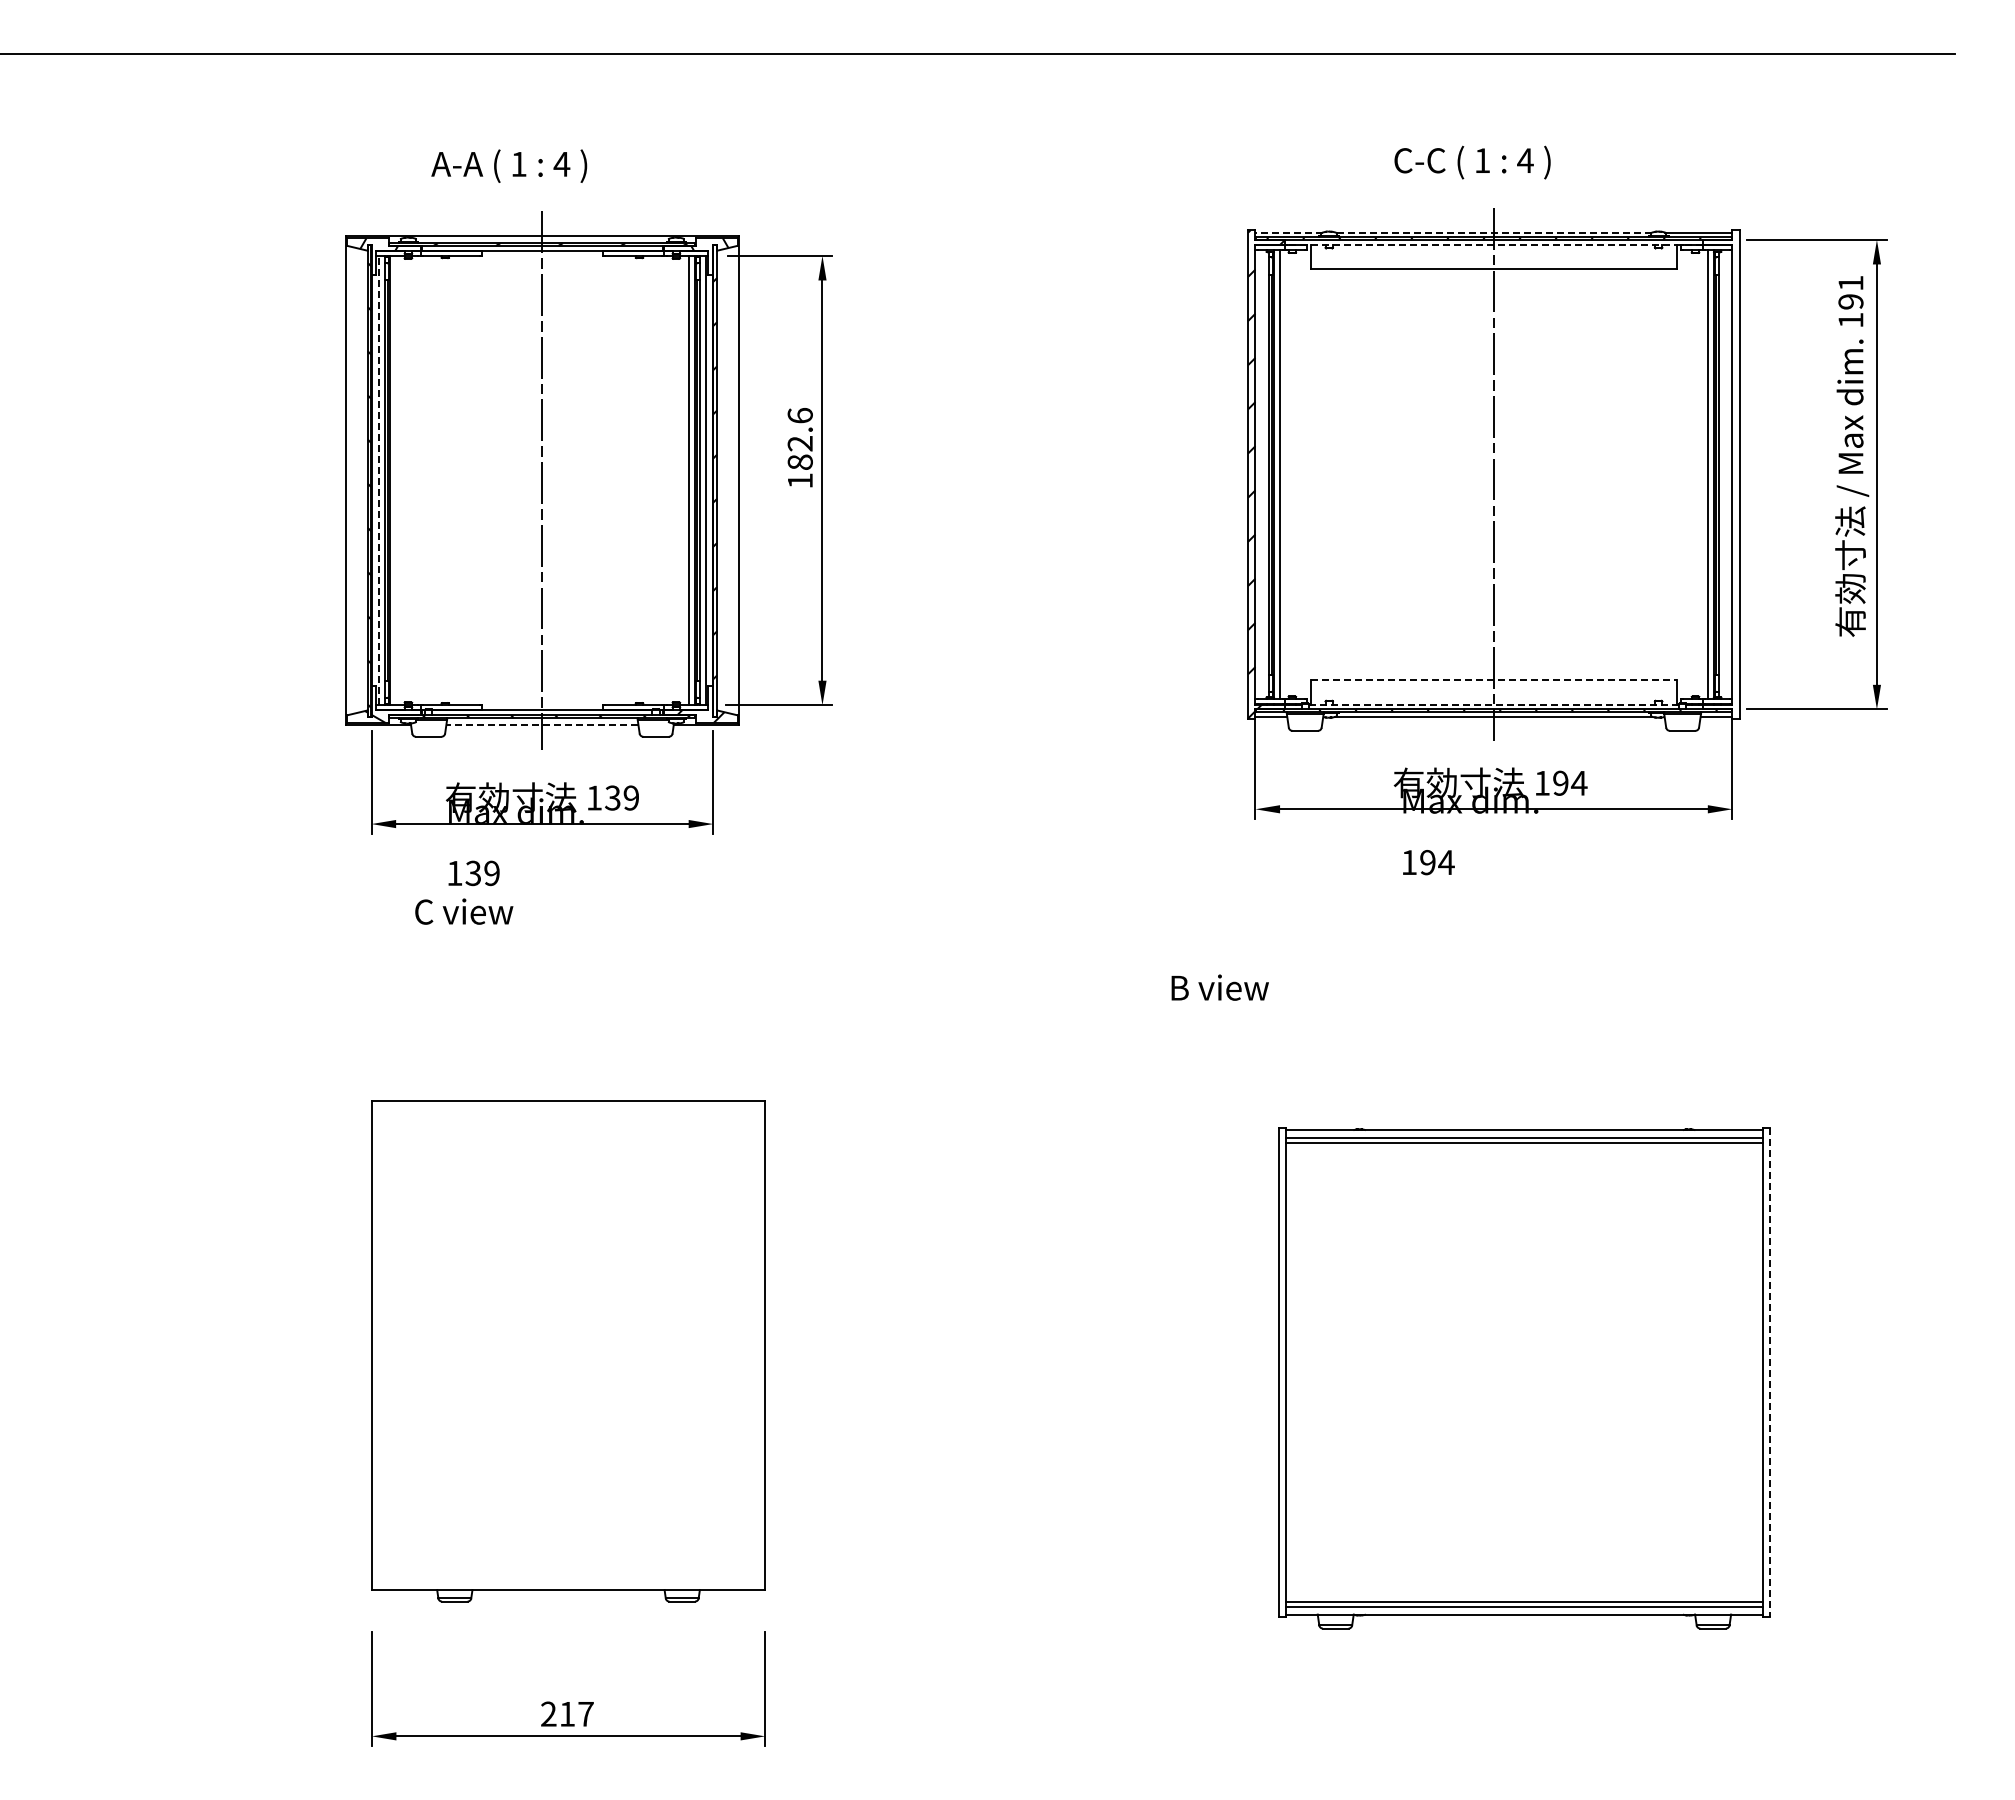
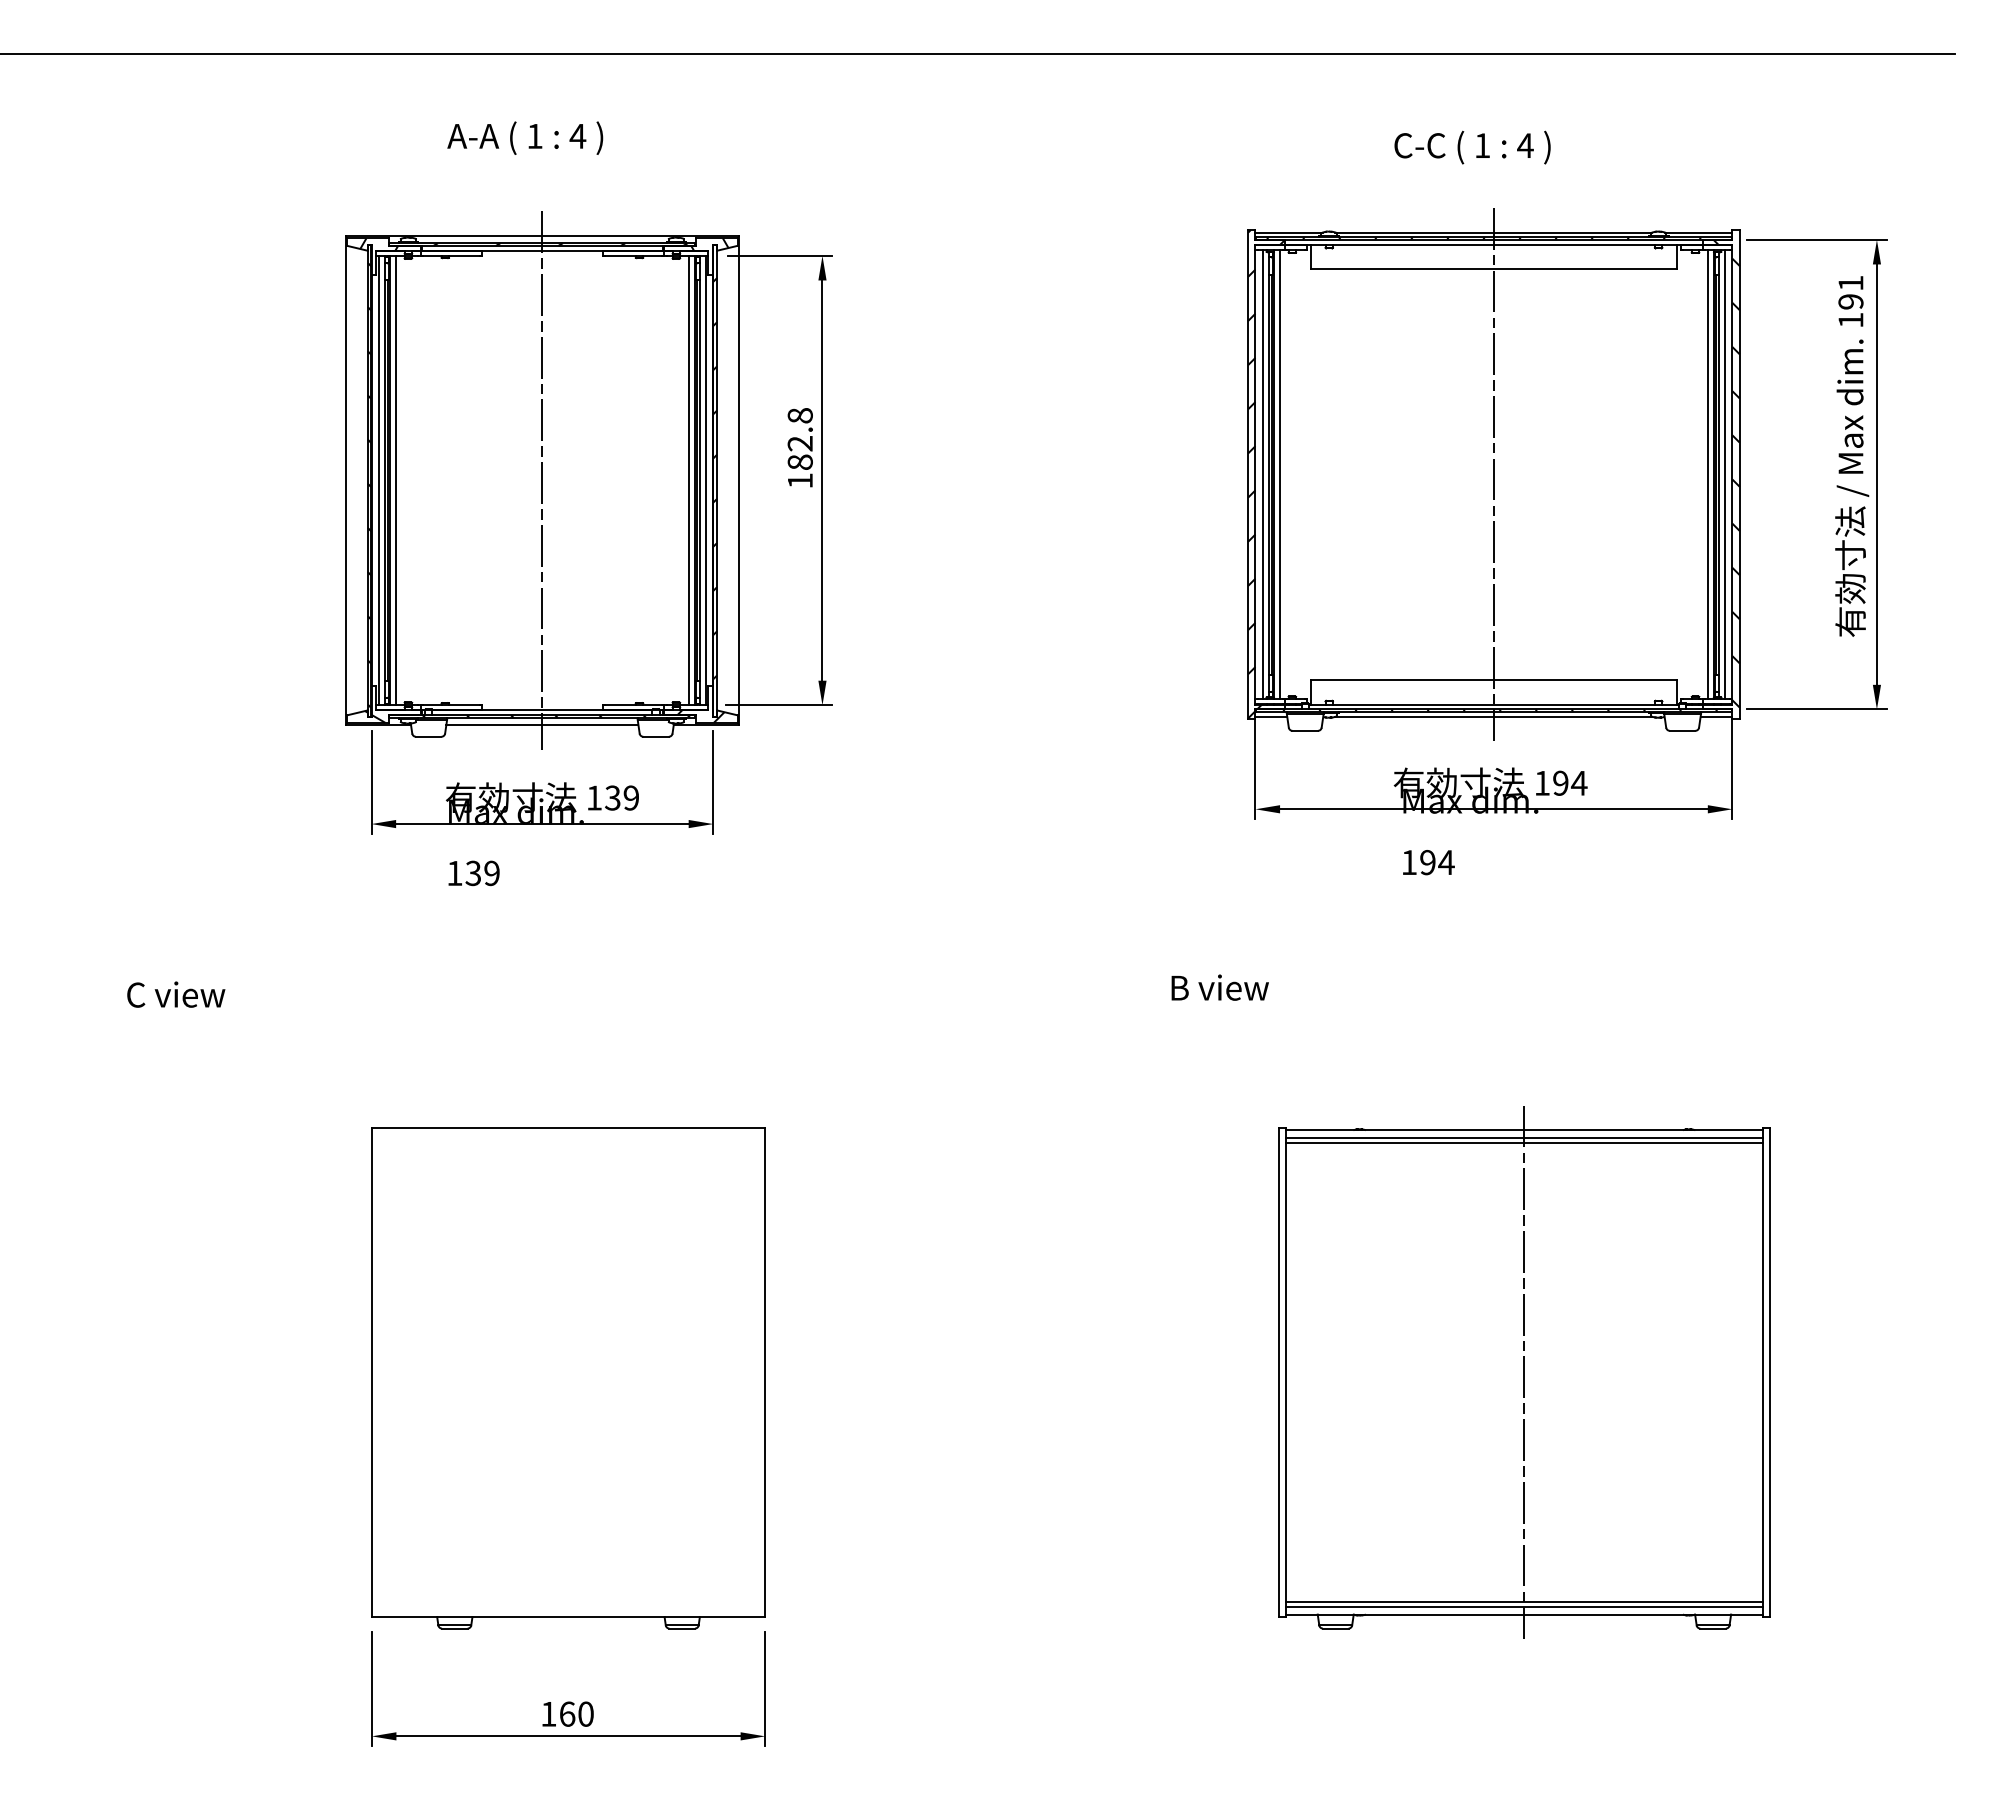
text position: (1472, 162) -> (1472, 147) (1472, 147)
text position: (509, 165) -> (525, 137) (525, 137)
line: dashed -> solid (1289, 232)
line: dashed -> solid (1493, 232)
line: dashed -> solid (1493, 244)
text: 182.6 -> 182.8 (799, 415)
hatch: none -> present (1726, 473)
line: none -> present (1262, 474)
line: none -> present (1725, 474)
line: dashed -> solid (378, 480)
line: none -> present (396, 480)
line: dashed -> solid (1494, 679)
line: dashed -> solid (1494, 704)
line: dashed -> solid (541, 725)
text position: (464, 911) -> (176, 994) (176, 994)
part position: (568, 1351) -> (568, 1378) (568, 1378)
line: none -> present (1524, 1372)
line: dashed -> solid (1770, 1372)
text: 217 -> 160 (567, 1713)
